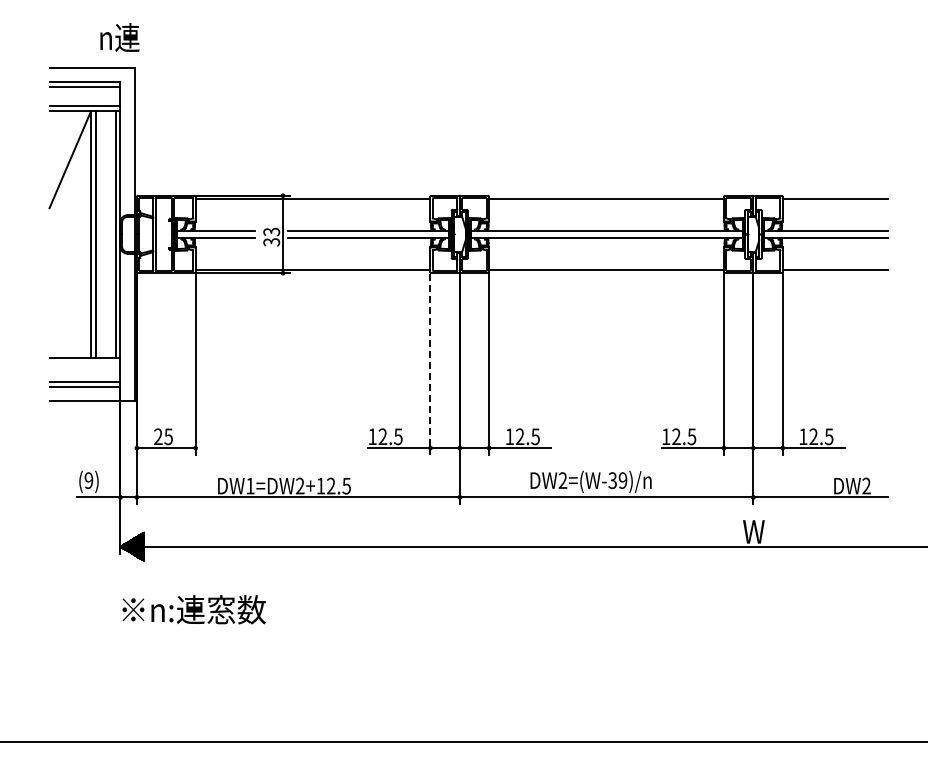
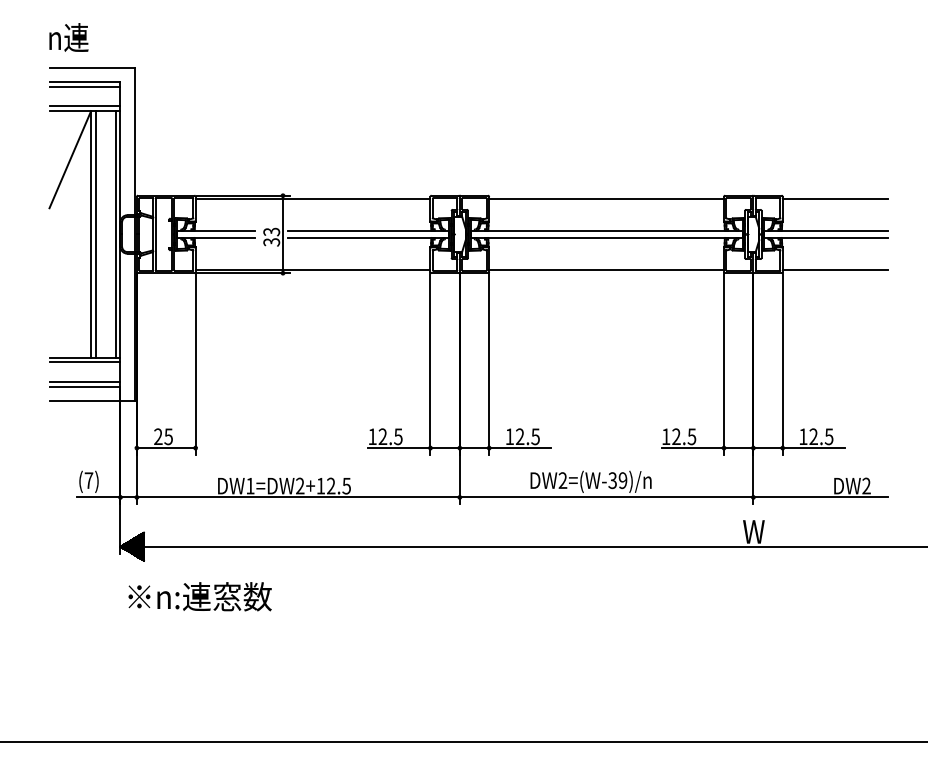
text position: (119, 37) -> (68, 37) (68, 37)
line: none -> present (84, 362)
line: dashed -> solid (430, 365)
text: (9) -> (7) (88, 480)
text position: (193, 609) -> (199, 596) (199, 596)
